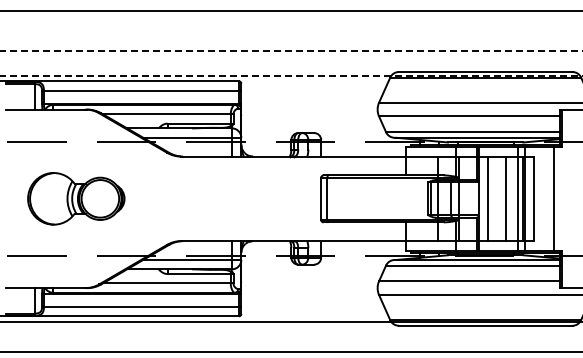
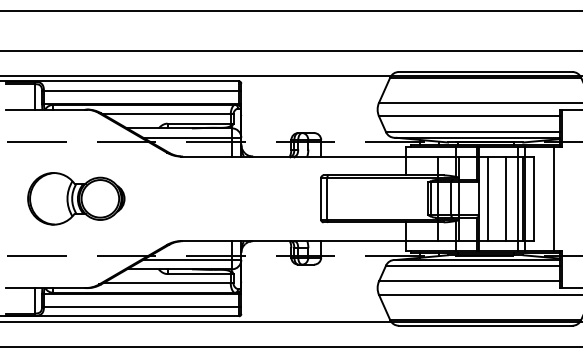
line: dashed -> solid (291, 50)
line: dashed -> solid (291, 76)
line position: (290, 352) -> (290, 347) (290, 347)
